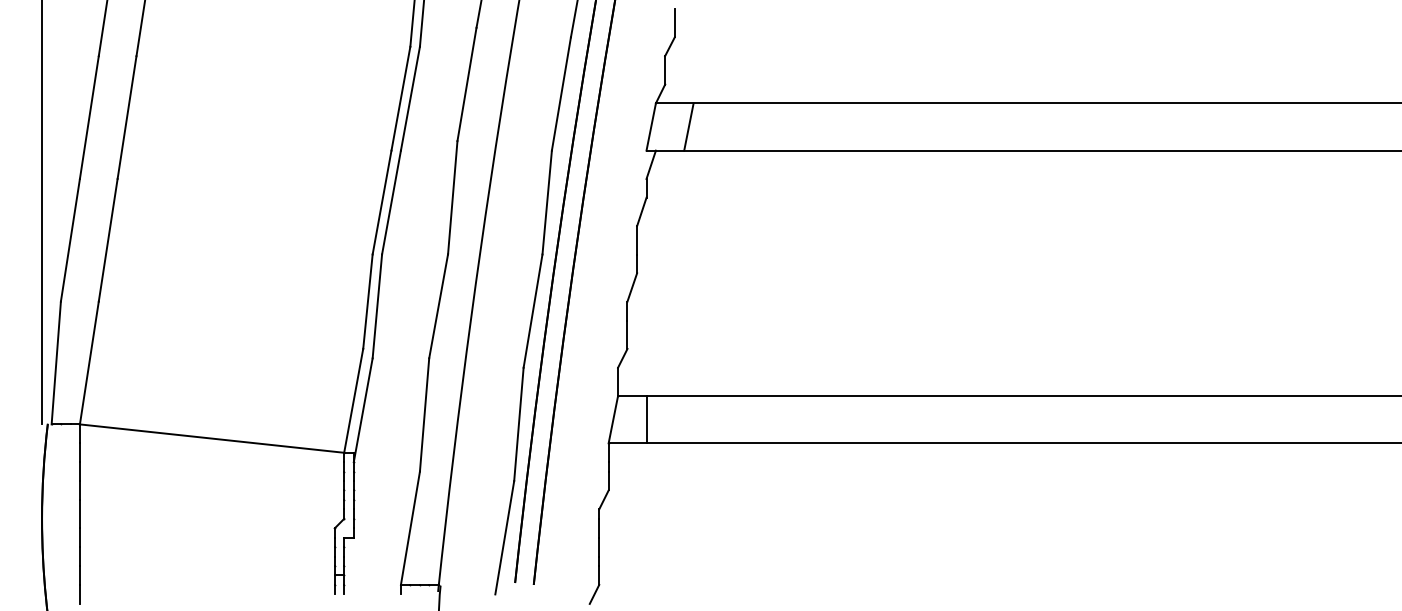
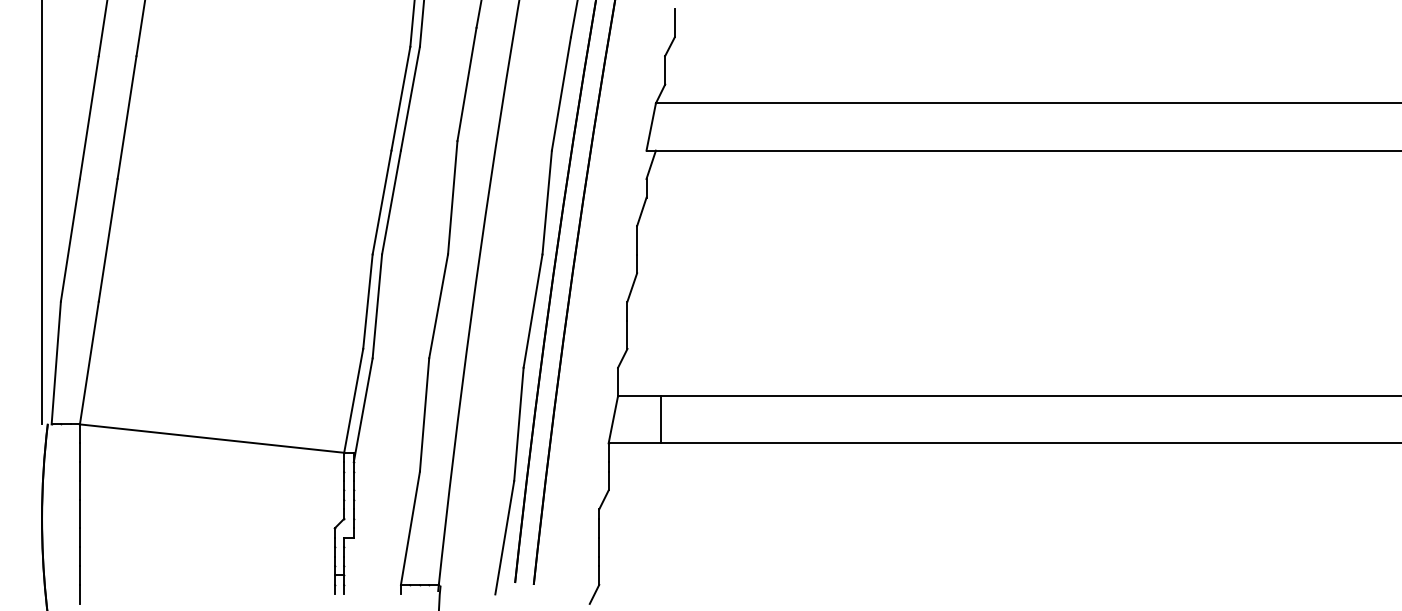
line: present -> none (688, 126)
line position: (646, 419) -> (660, 419) (660, 419)
